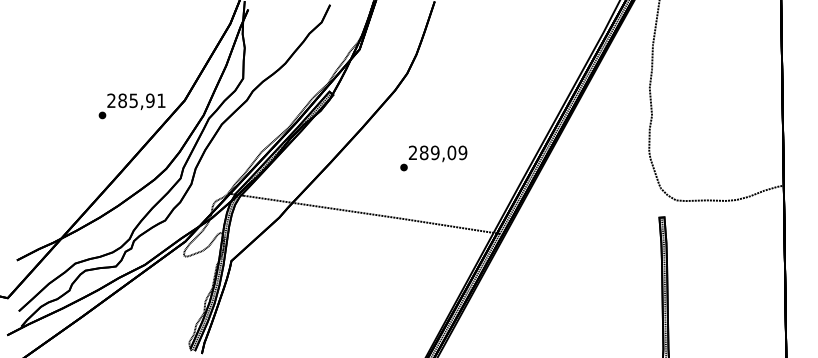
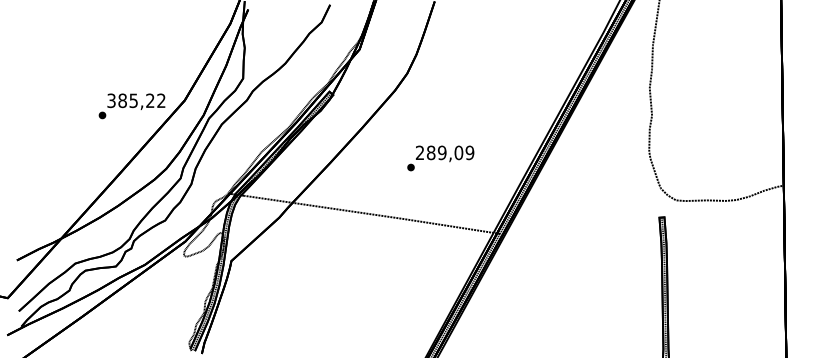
text: 285,91 -> 385,22 (136, 100)
text position: (433, 158) -> (440, 158) (440, 158)
